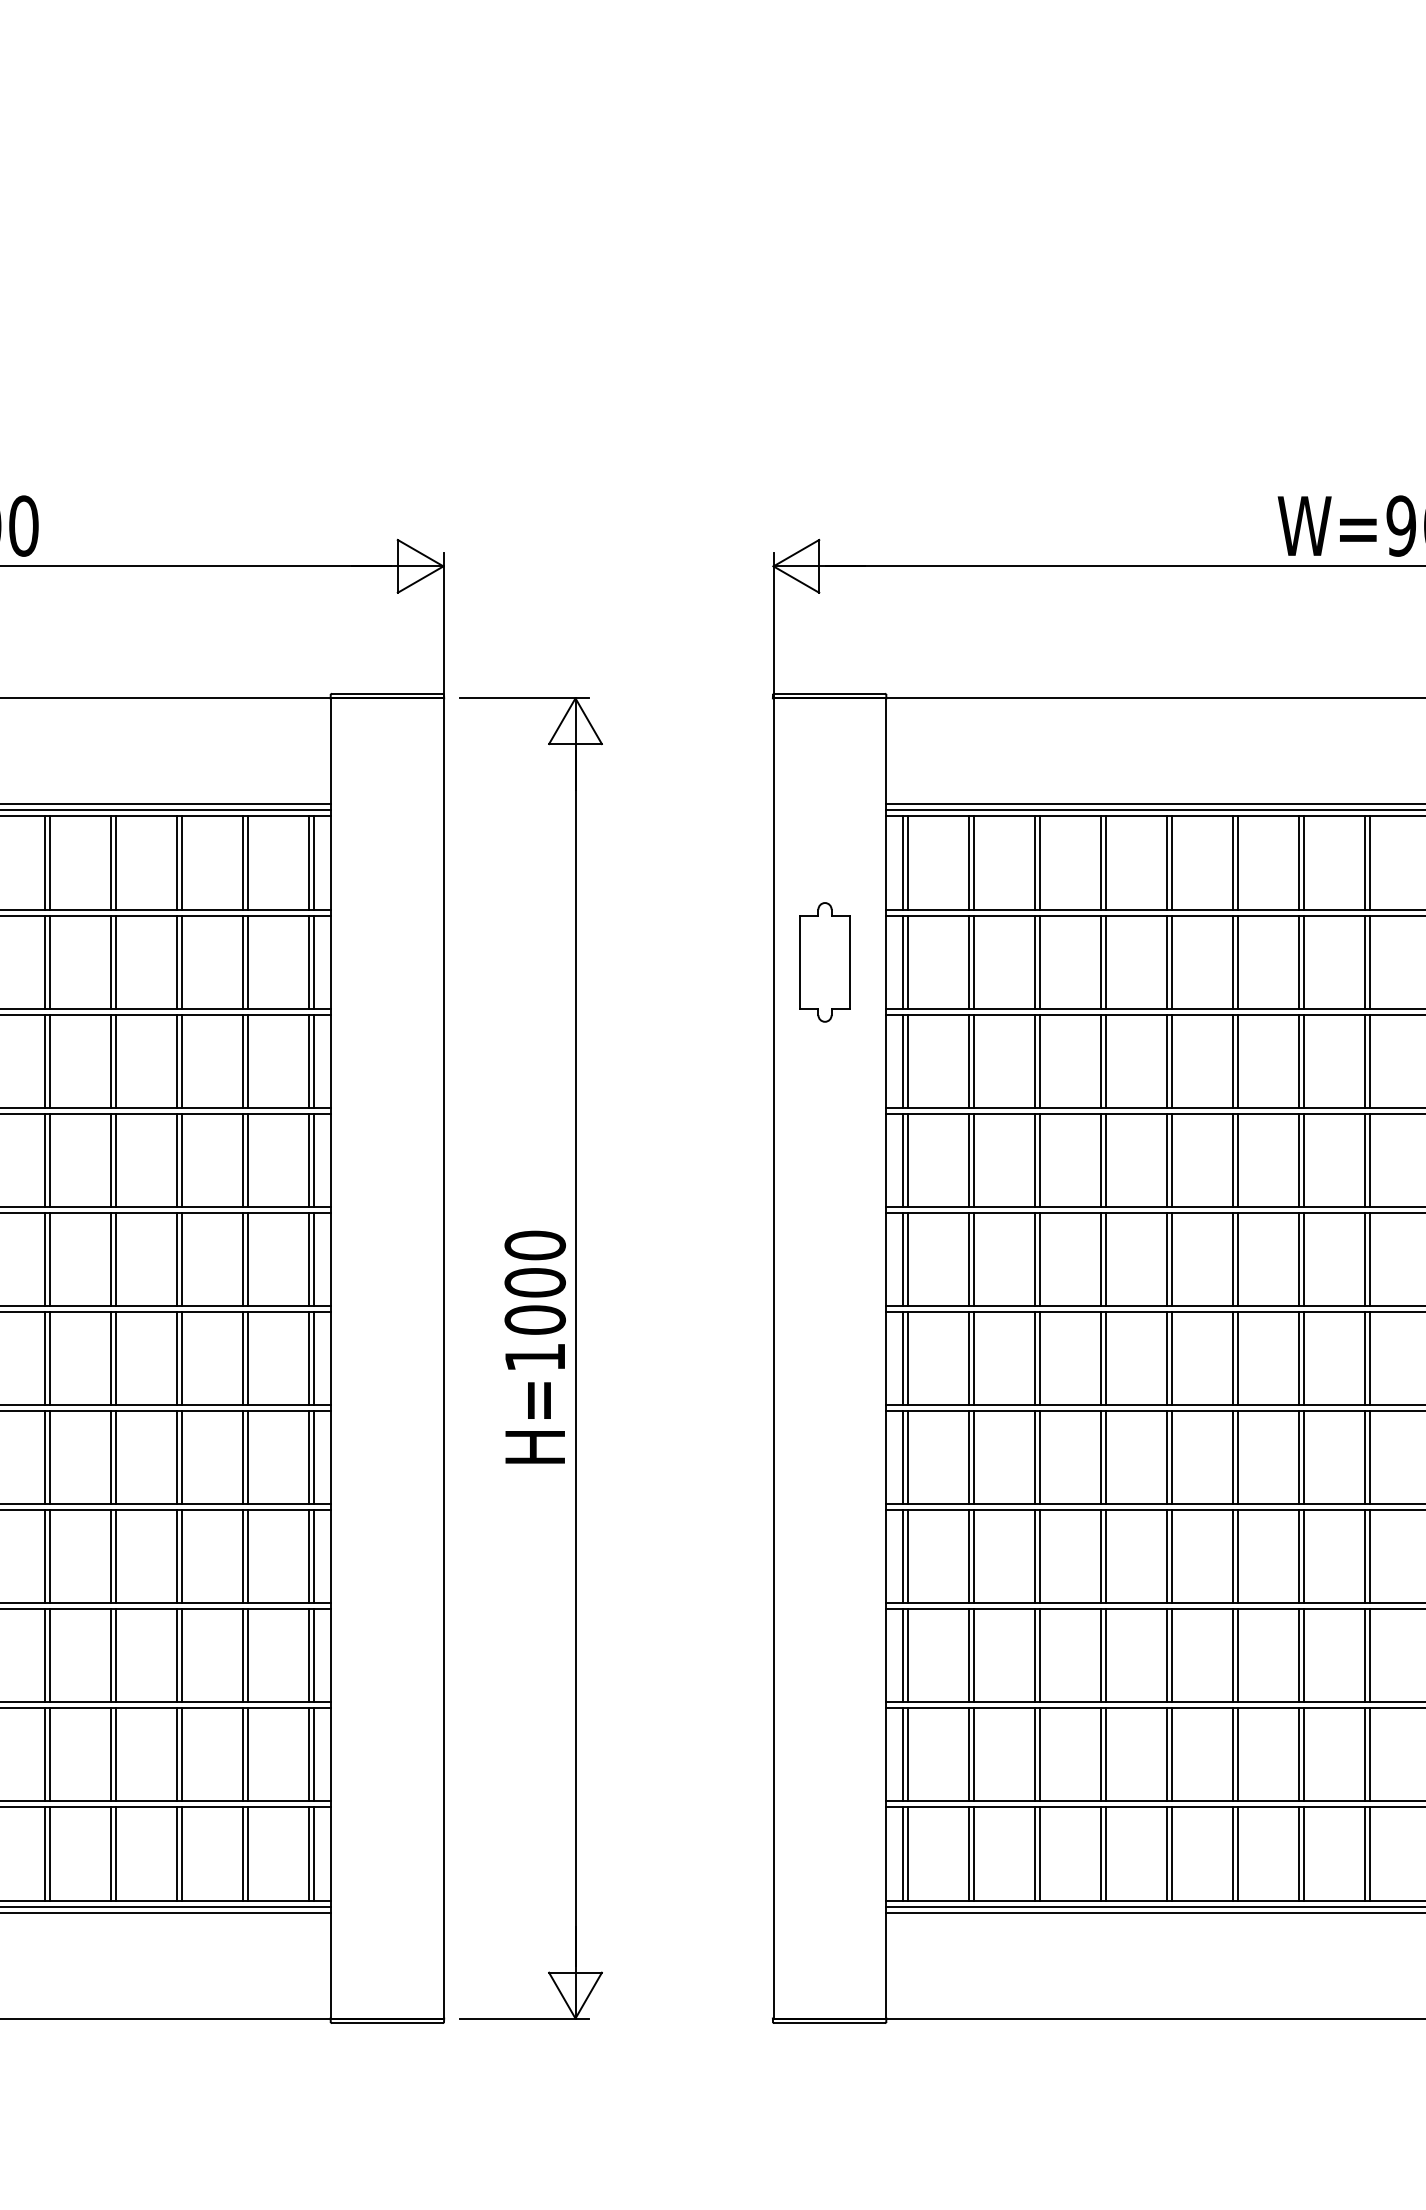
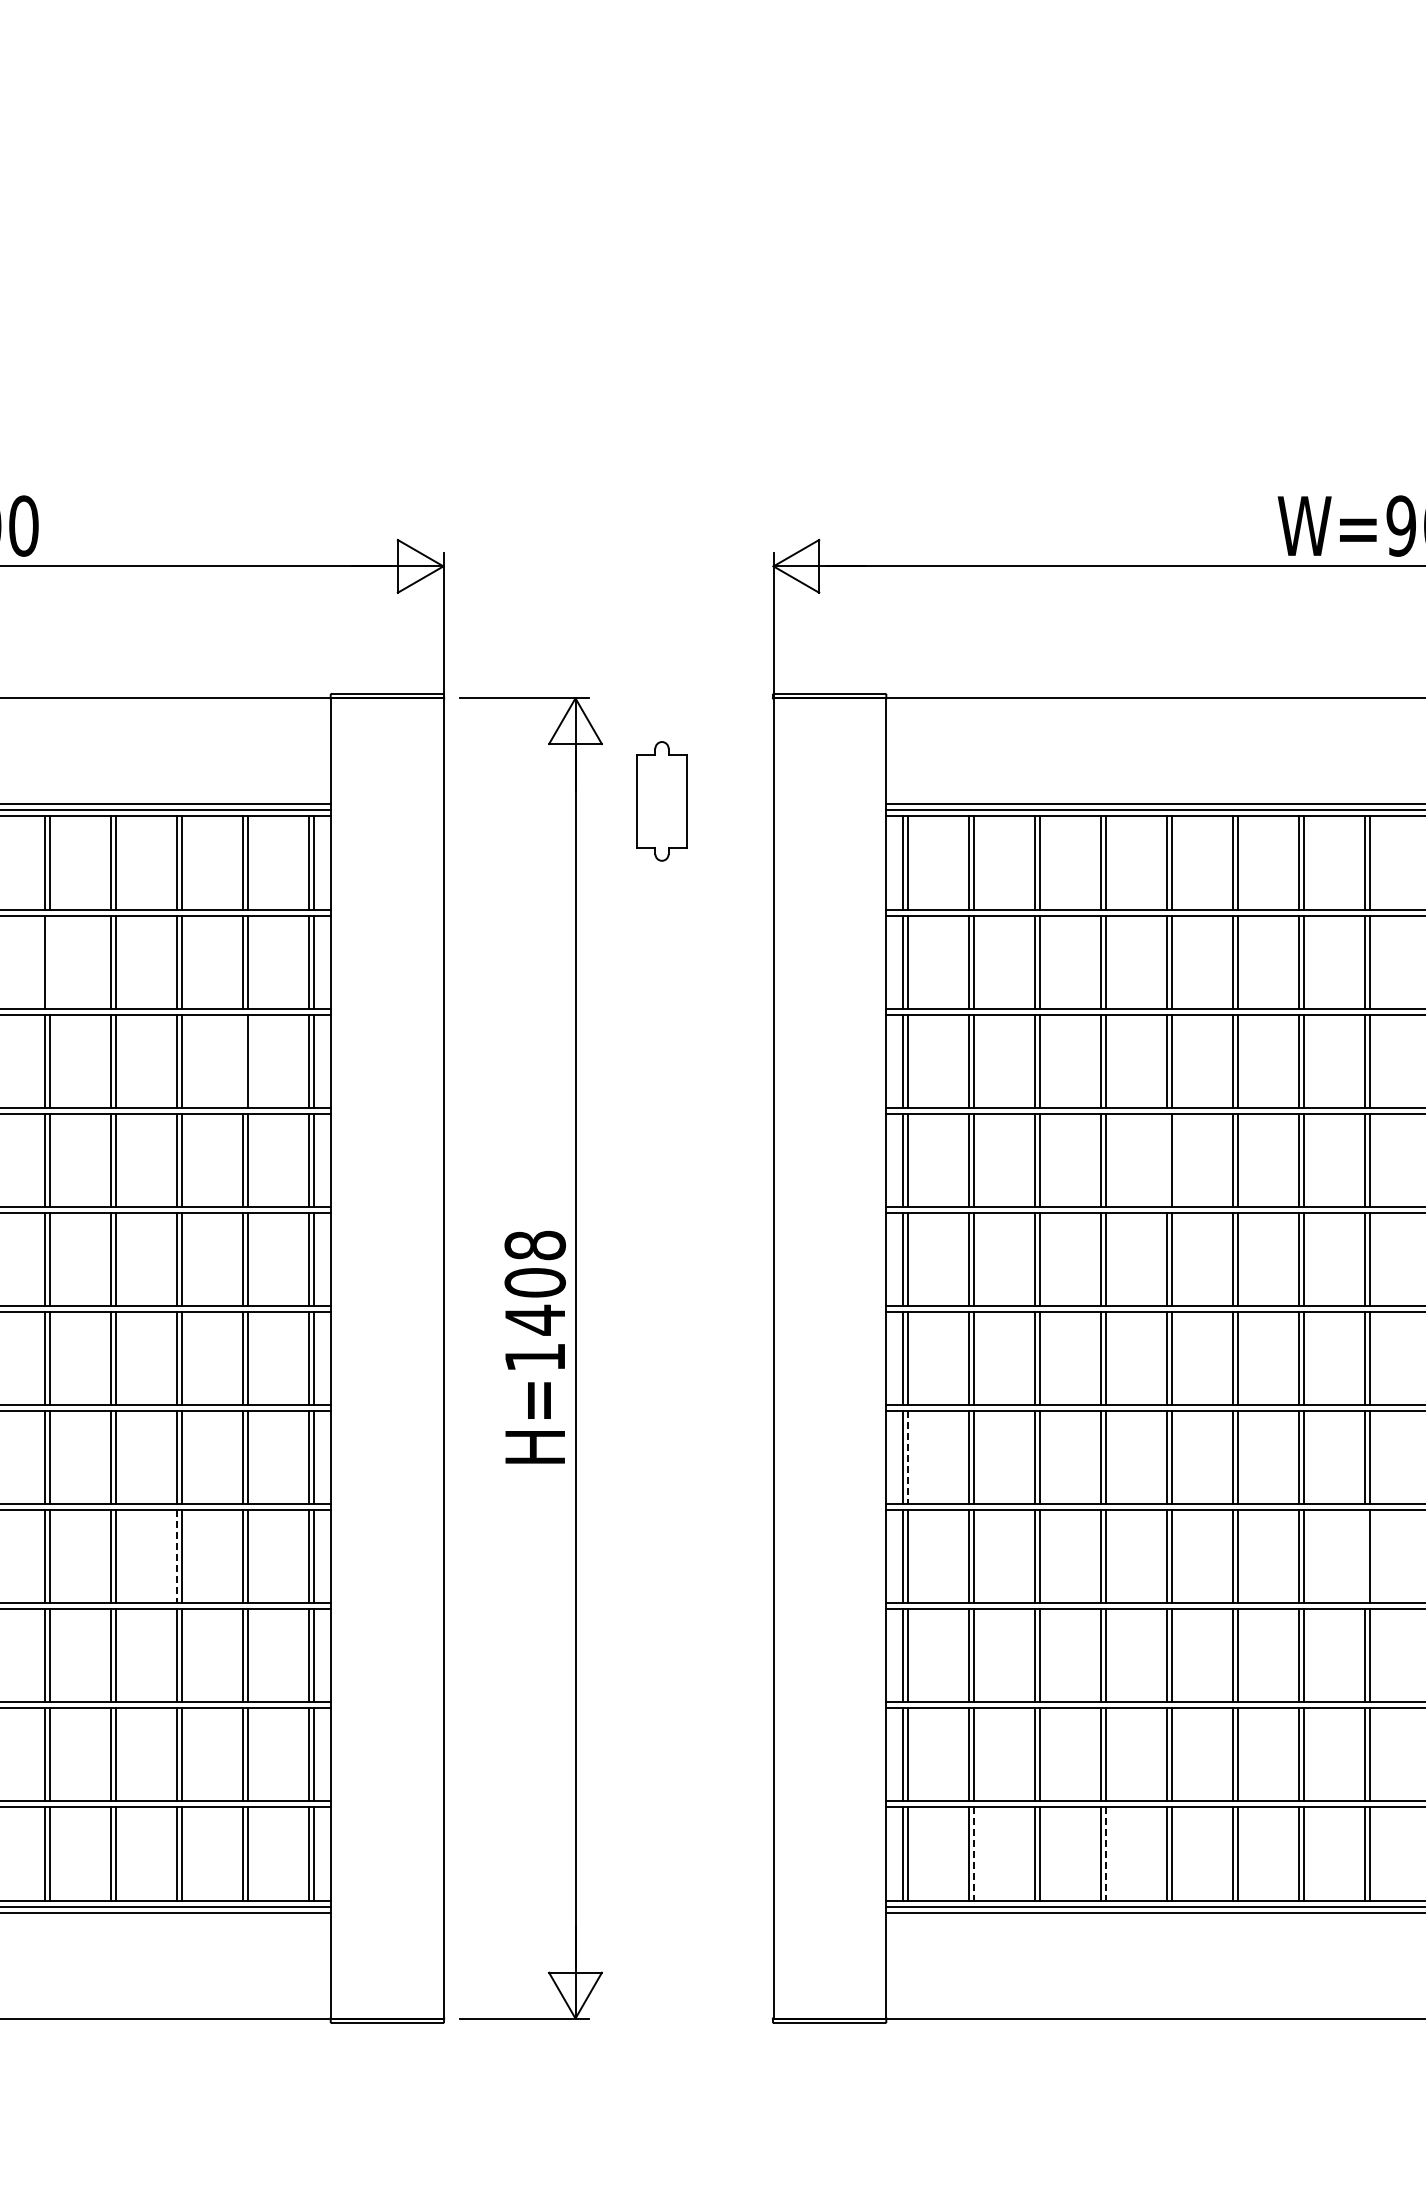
line: present -> none (50, 962)
part position: (824, 962) -> (661, 801) (661, 801)
line: present -> none (242, 1061)
line: present -> none (1166, 1160)
text: H=1000 -> H=1408 (534, 1282)
line: solid -> dashed (908, 1457)
line: solid -> dashed (176, 1556)
line: present -> none (1364, 1556)
line: solid -> dashed (974, 1854)
line: solid -> dashed (1106, 1854)
